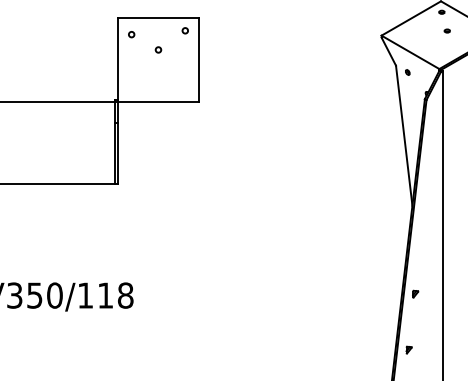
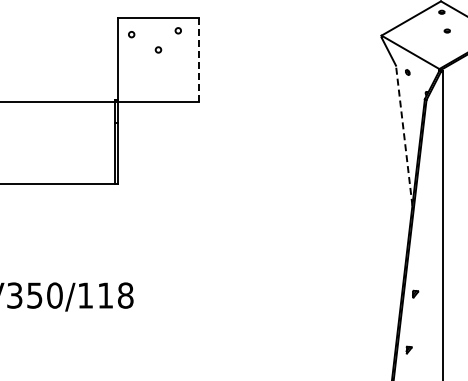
circle position: (184, 30) -> (177, 30) (177, 30)
line: solid -> dashed (199, 60)
line: solid -> dashed (404, 135)
